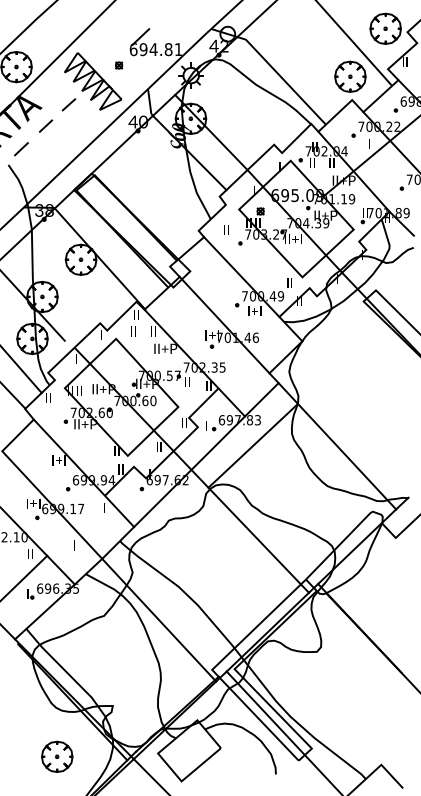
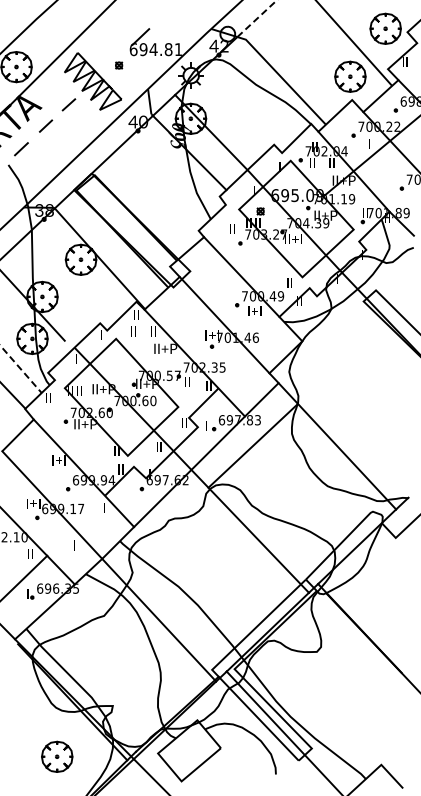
line: solid -> dashed (257, 18)
text position: (226, 229) -> (232, 228) (232, 228)
line: solid -> dashed (21, 369)
